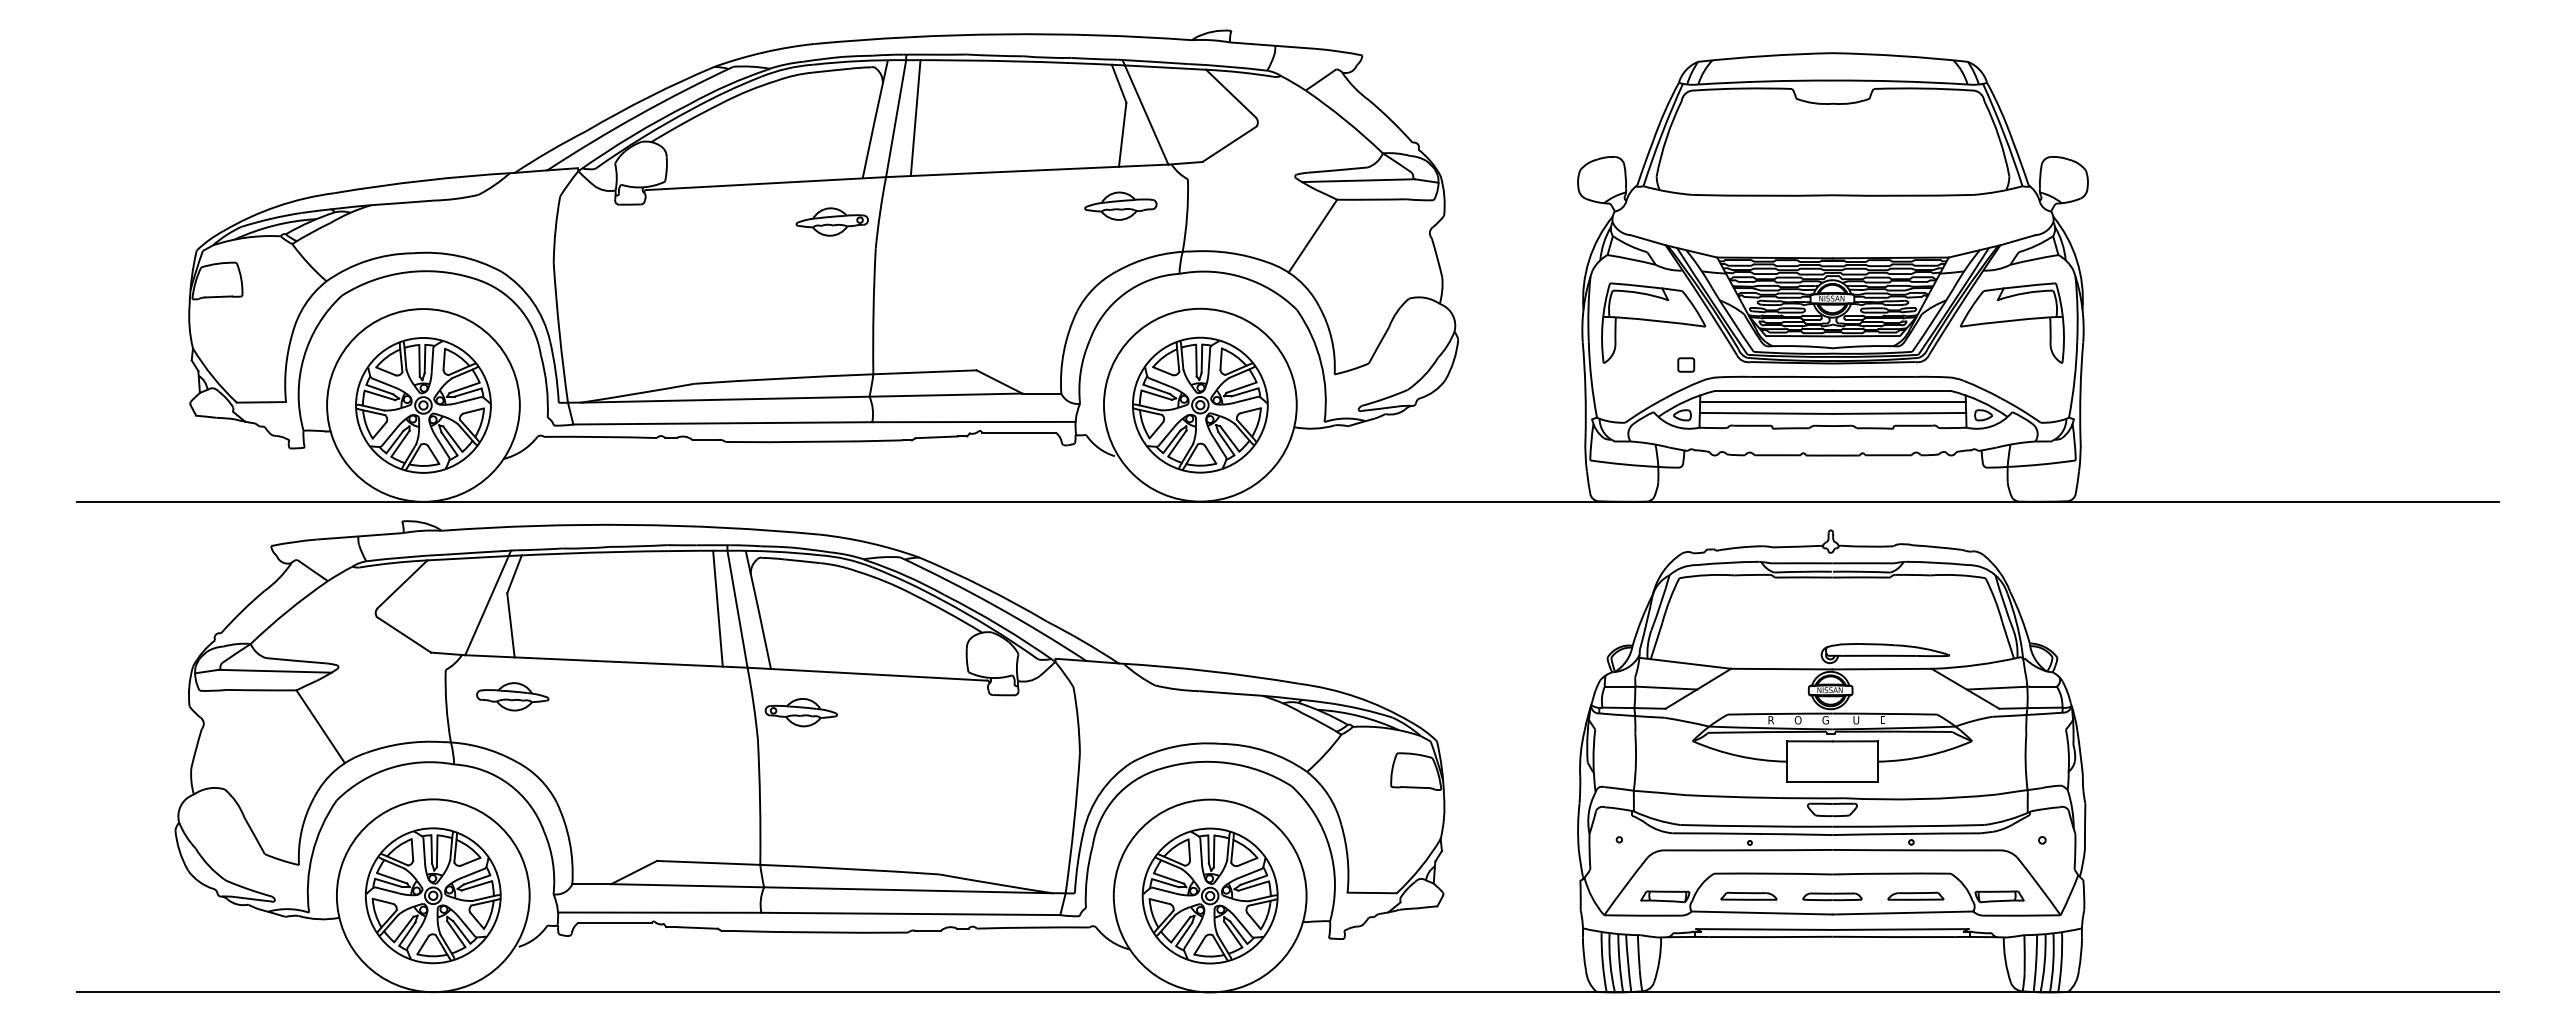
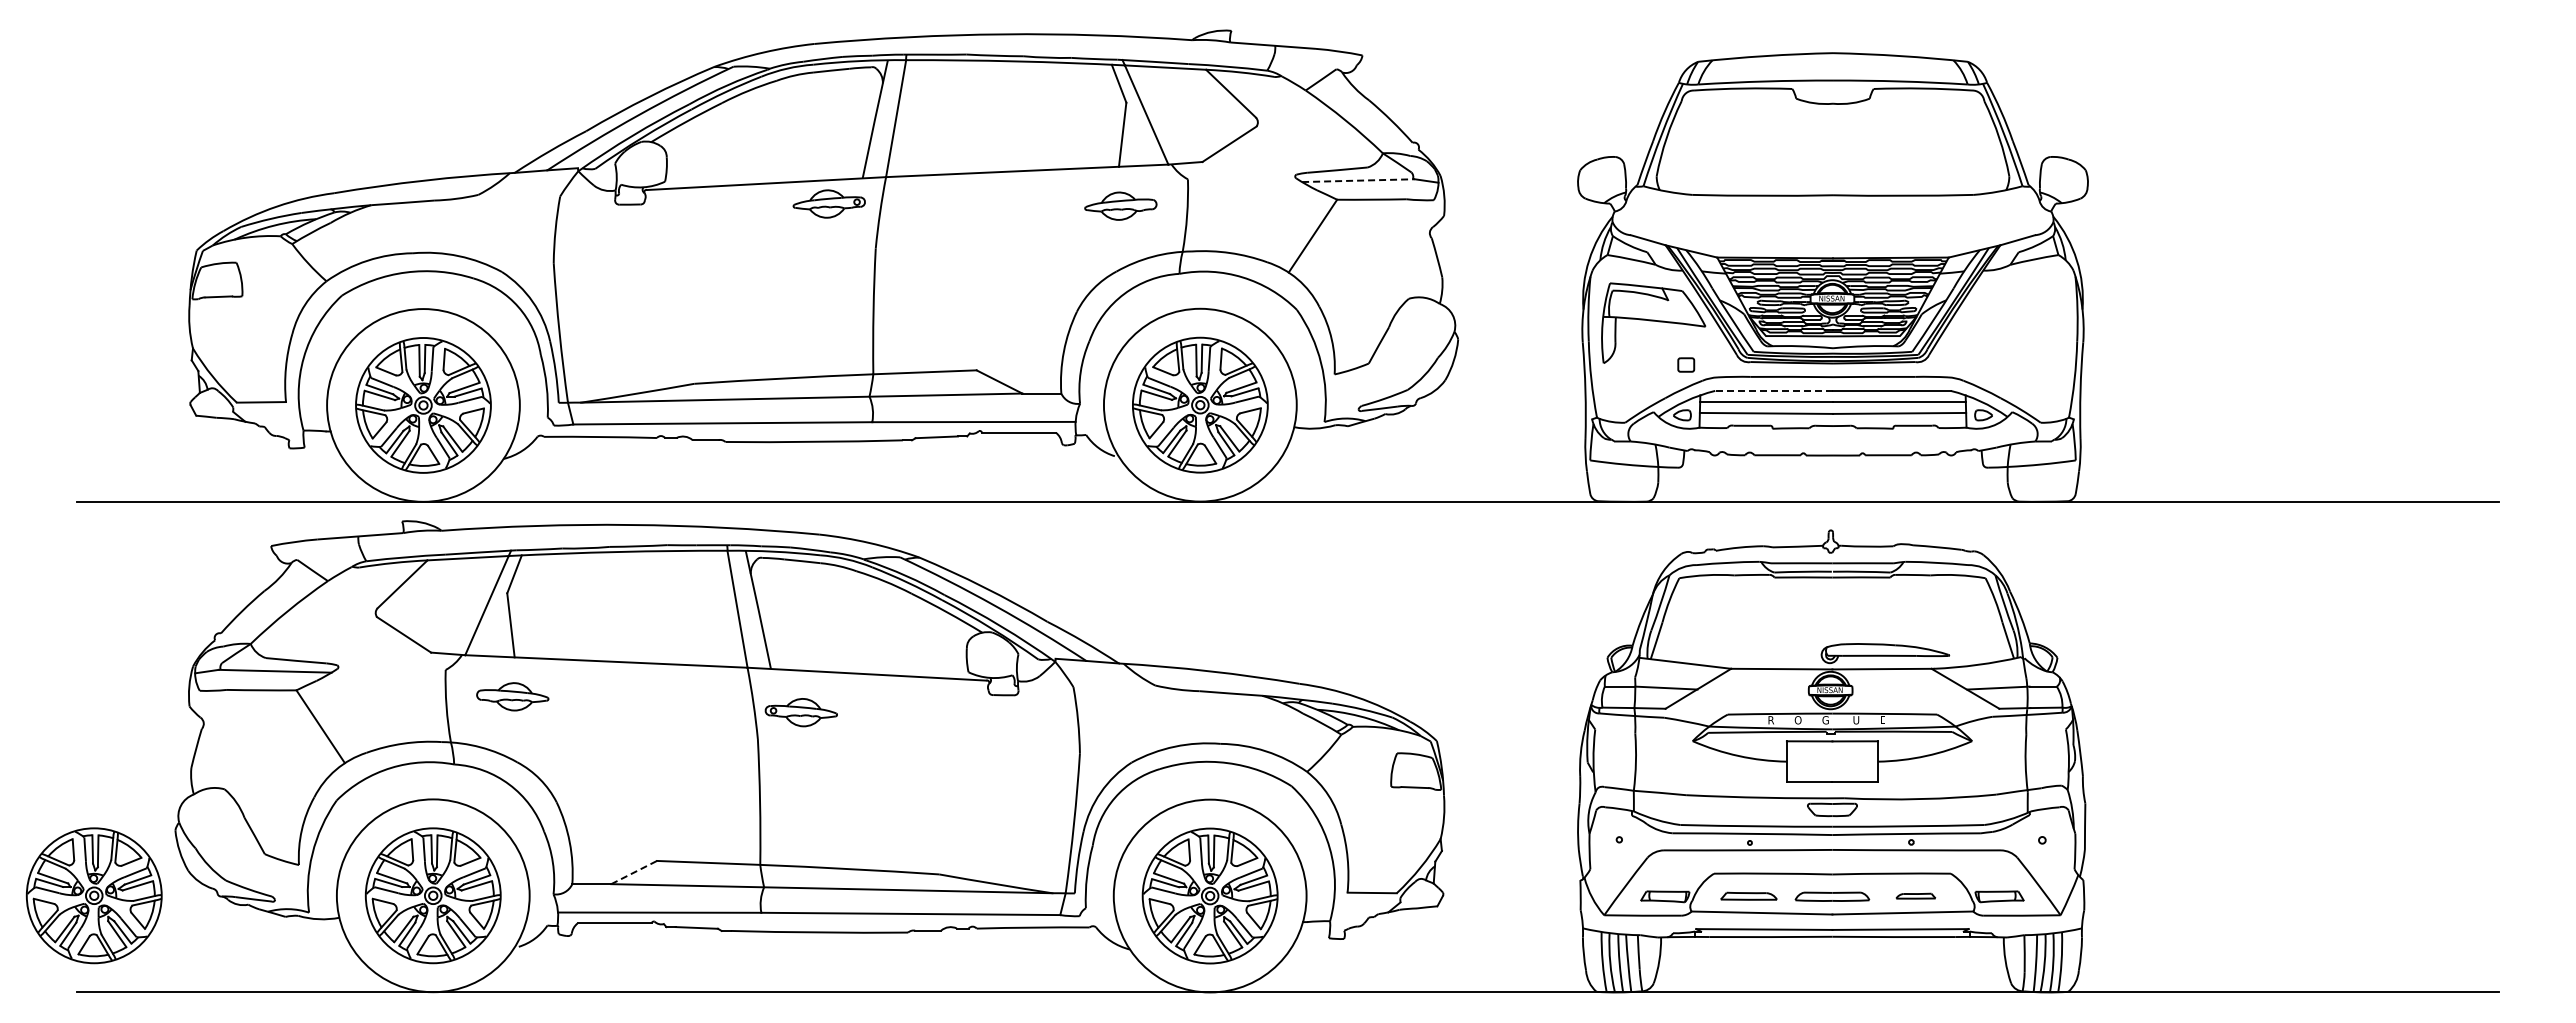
line: present -> none (915, 117)
line: solid -> dashed (1358, 180)
part position: (831, 221) -> (828, 203) (828, 203)
part: present -> none (2011, 322)
line: solid -> dashed (1774, 390)
line: present -> none (717, 608)
line: solid -> dashed (634, 872)
part: none -> present (93, 895)
part size: 58x10 px -> 42x8 px (1915, 895)
part size: 61x10 px -> 77x11 px (1832, 896)
